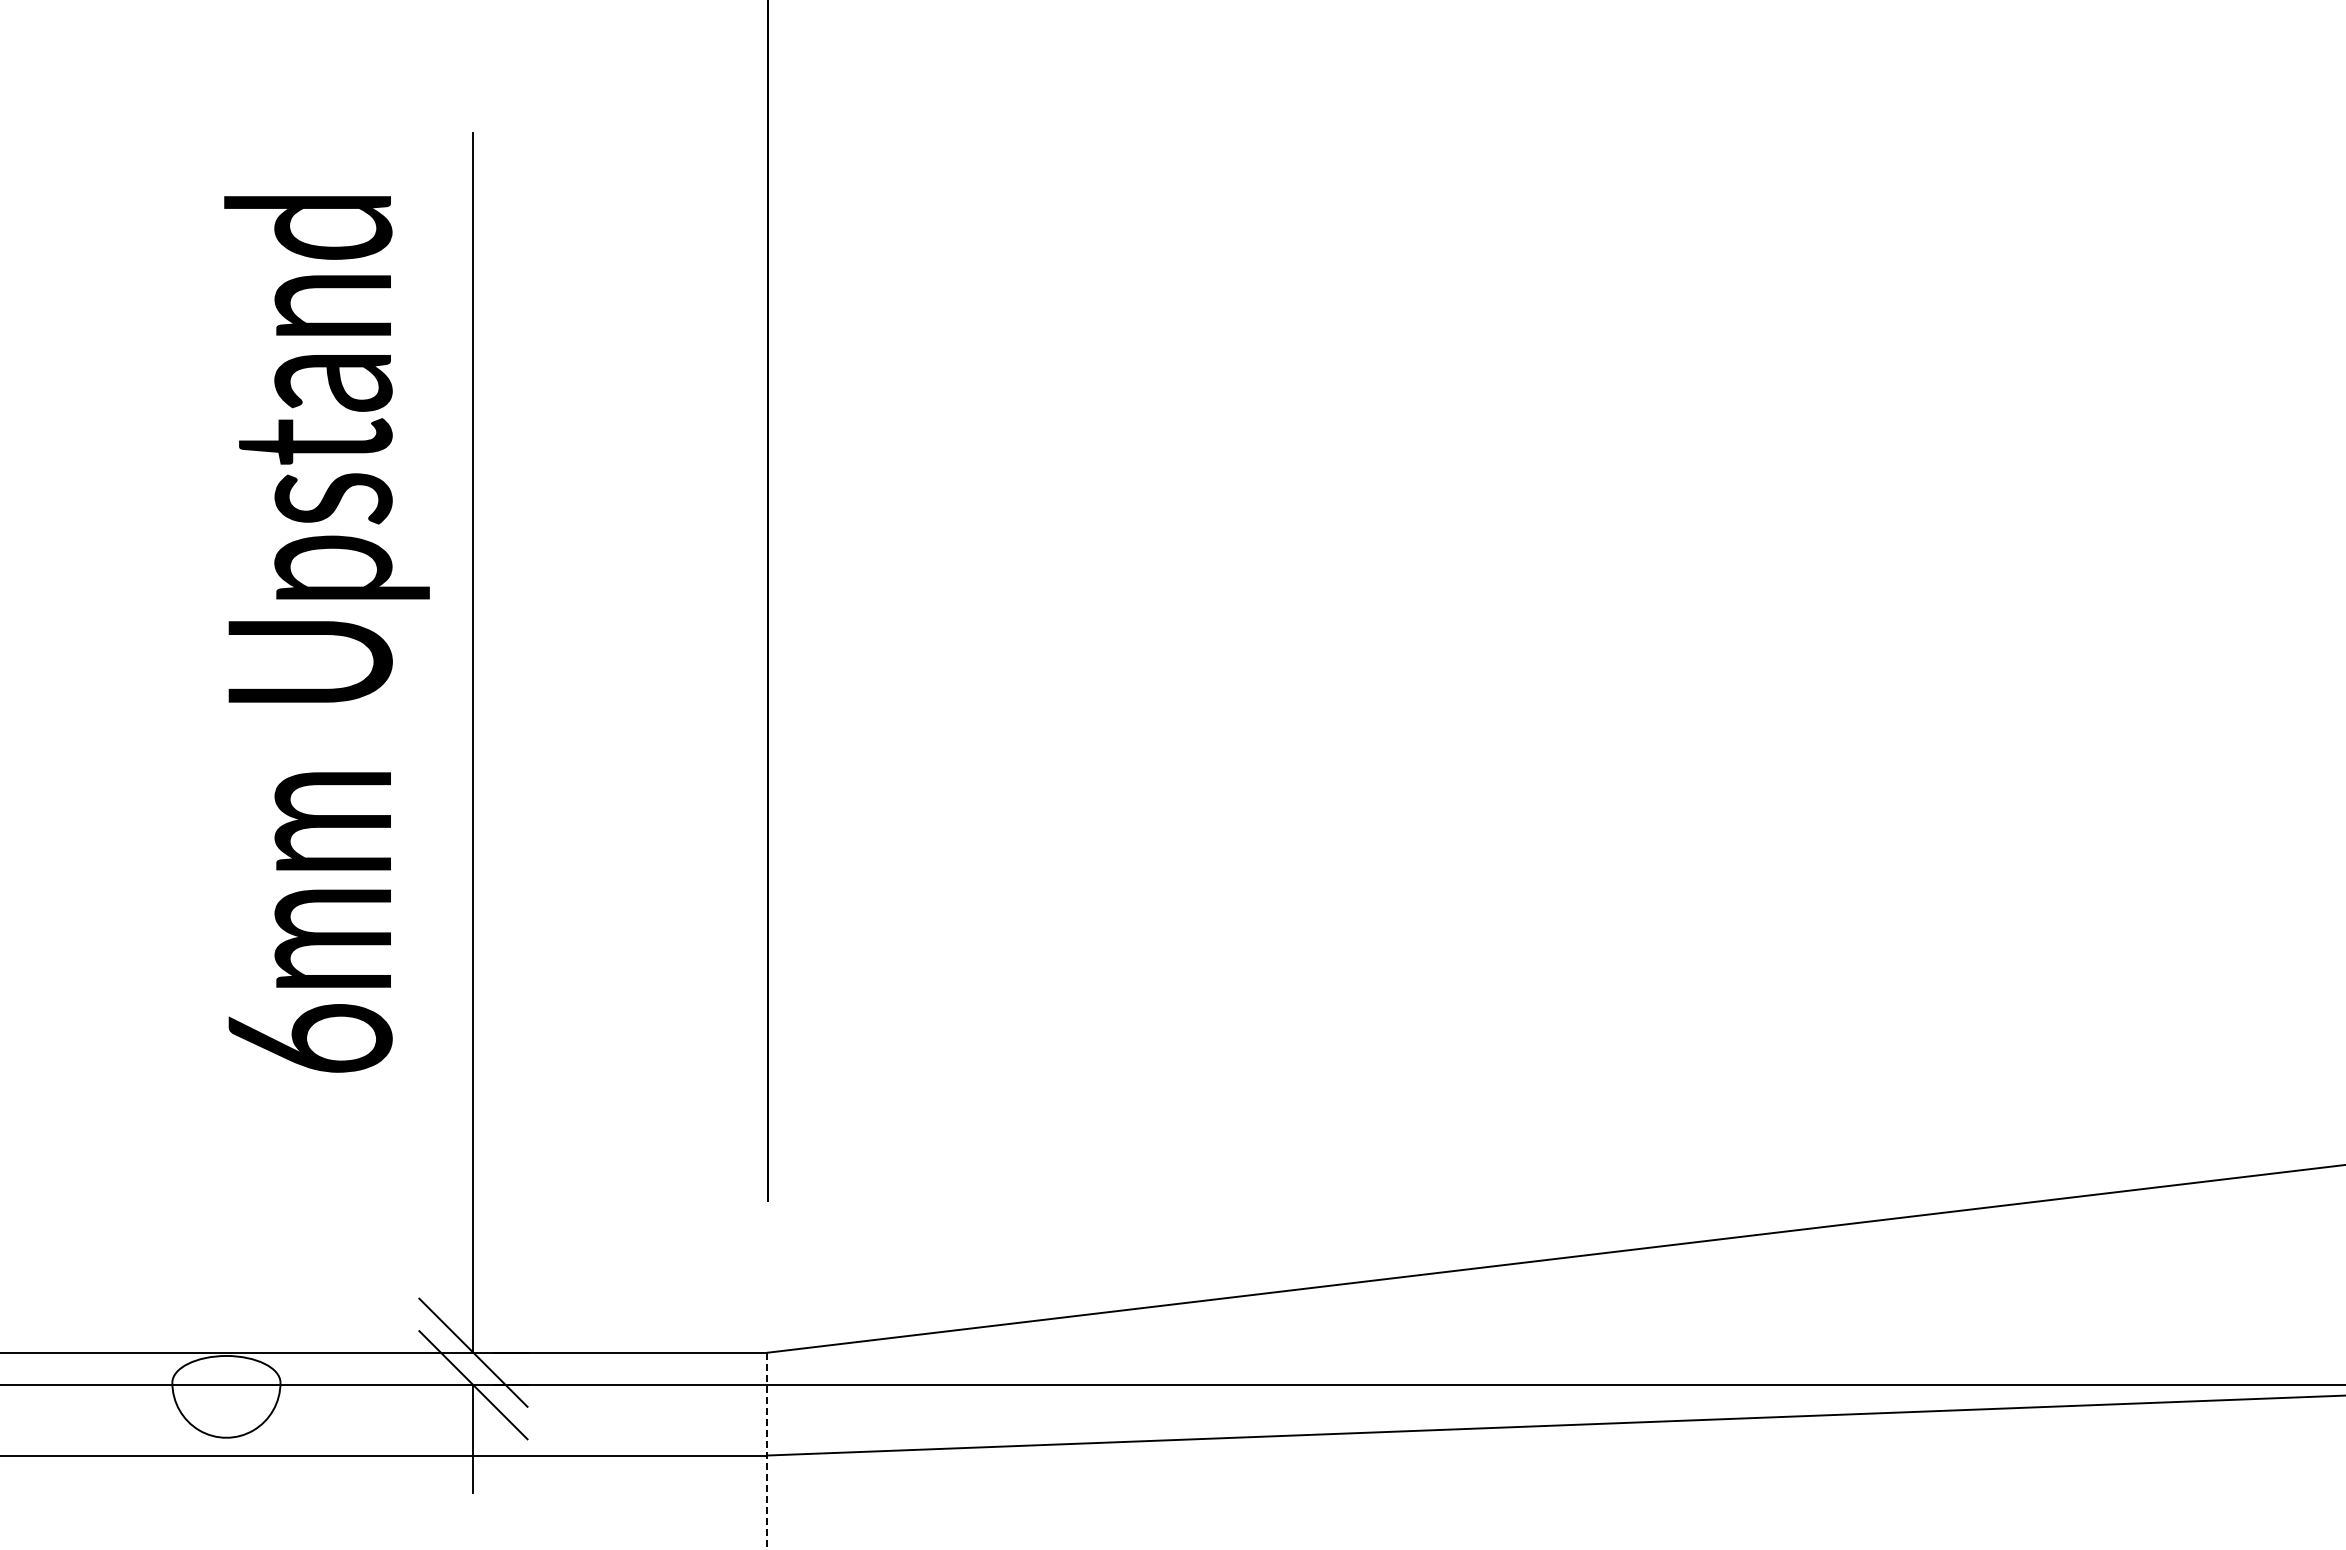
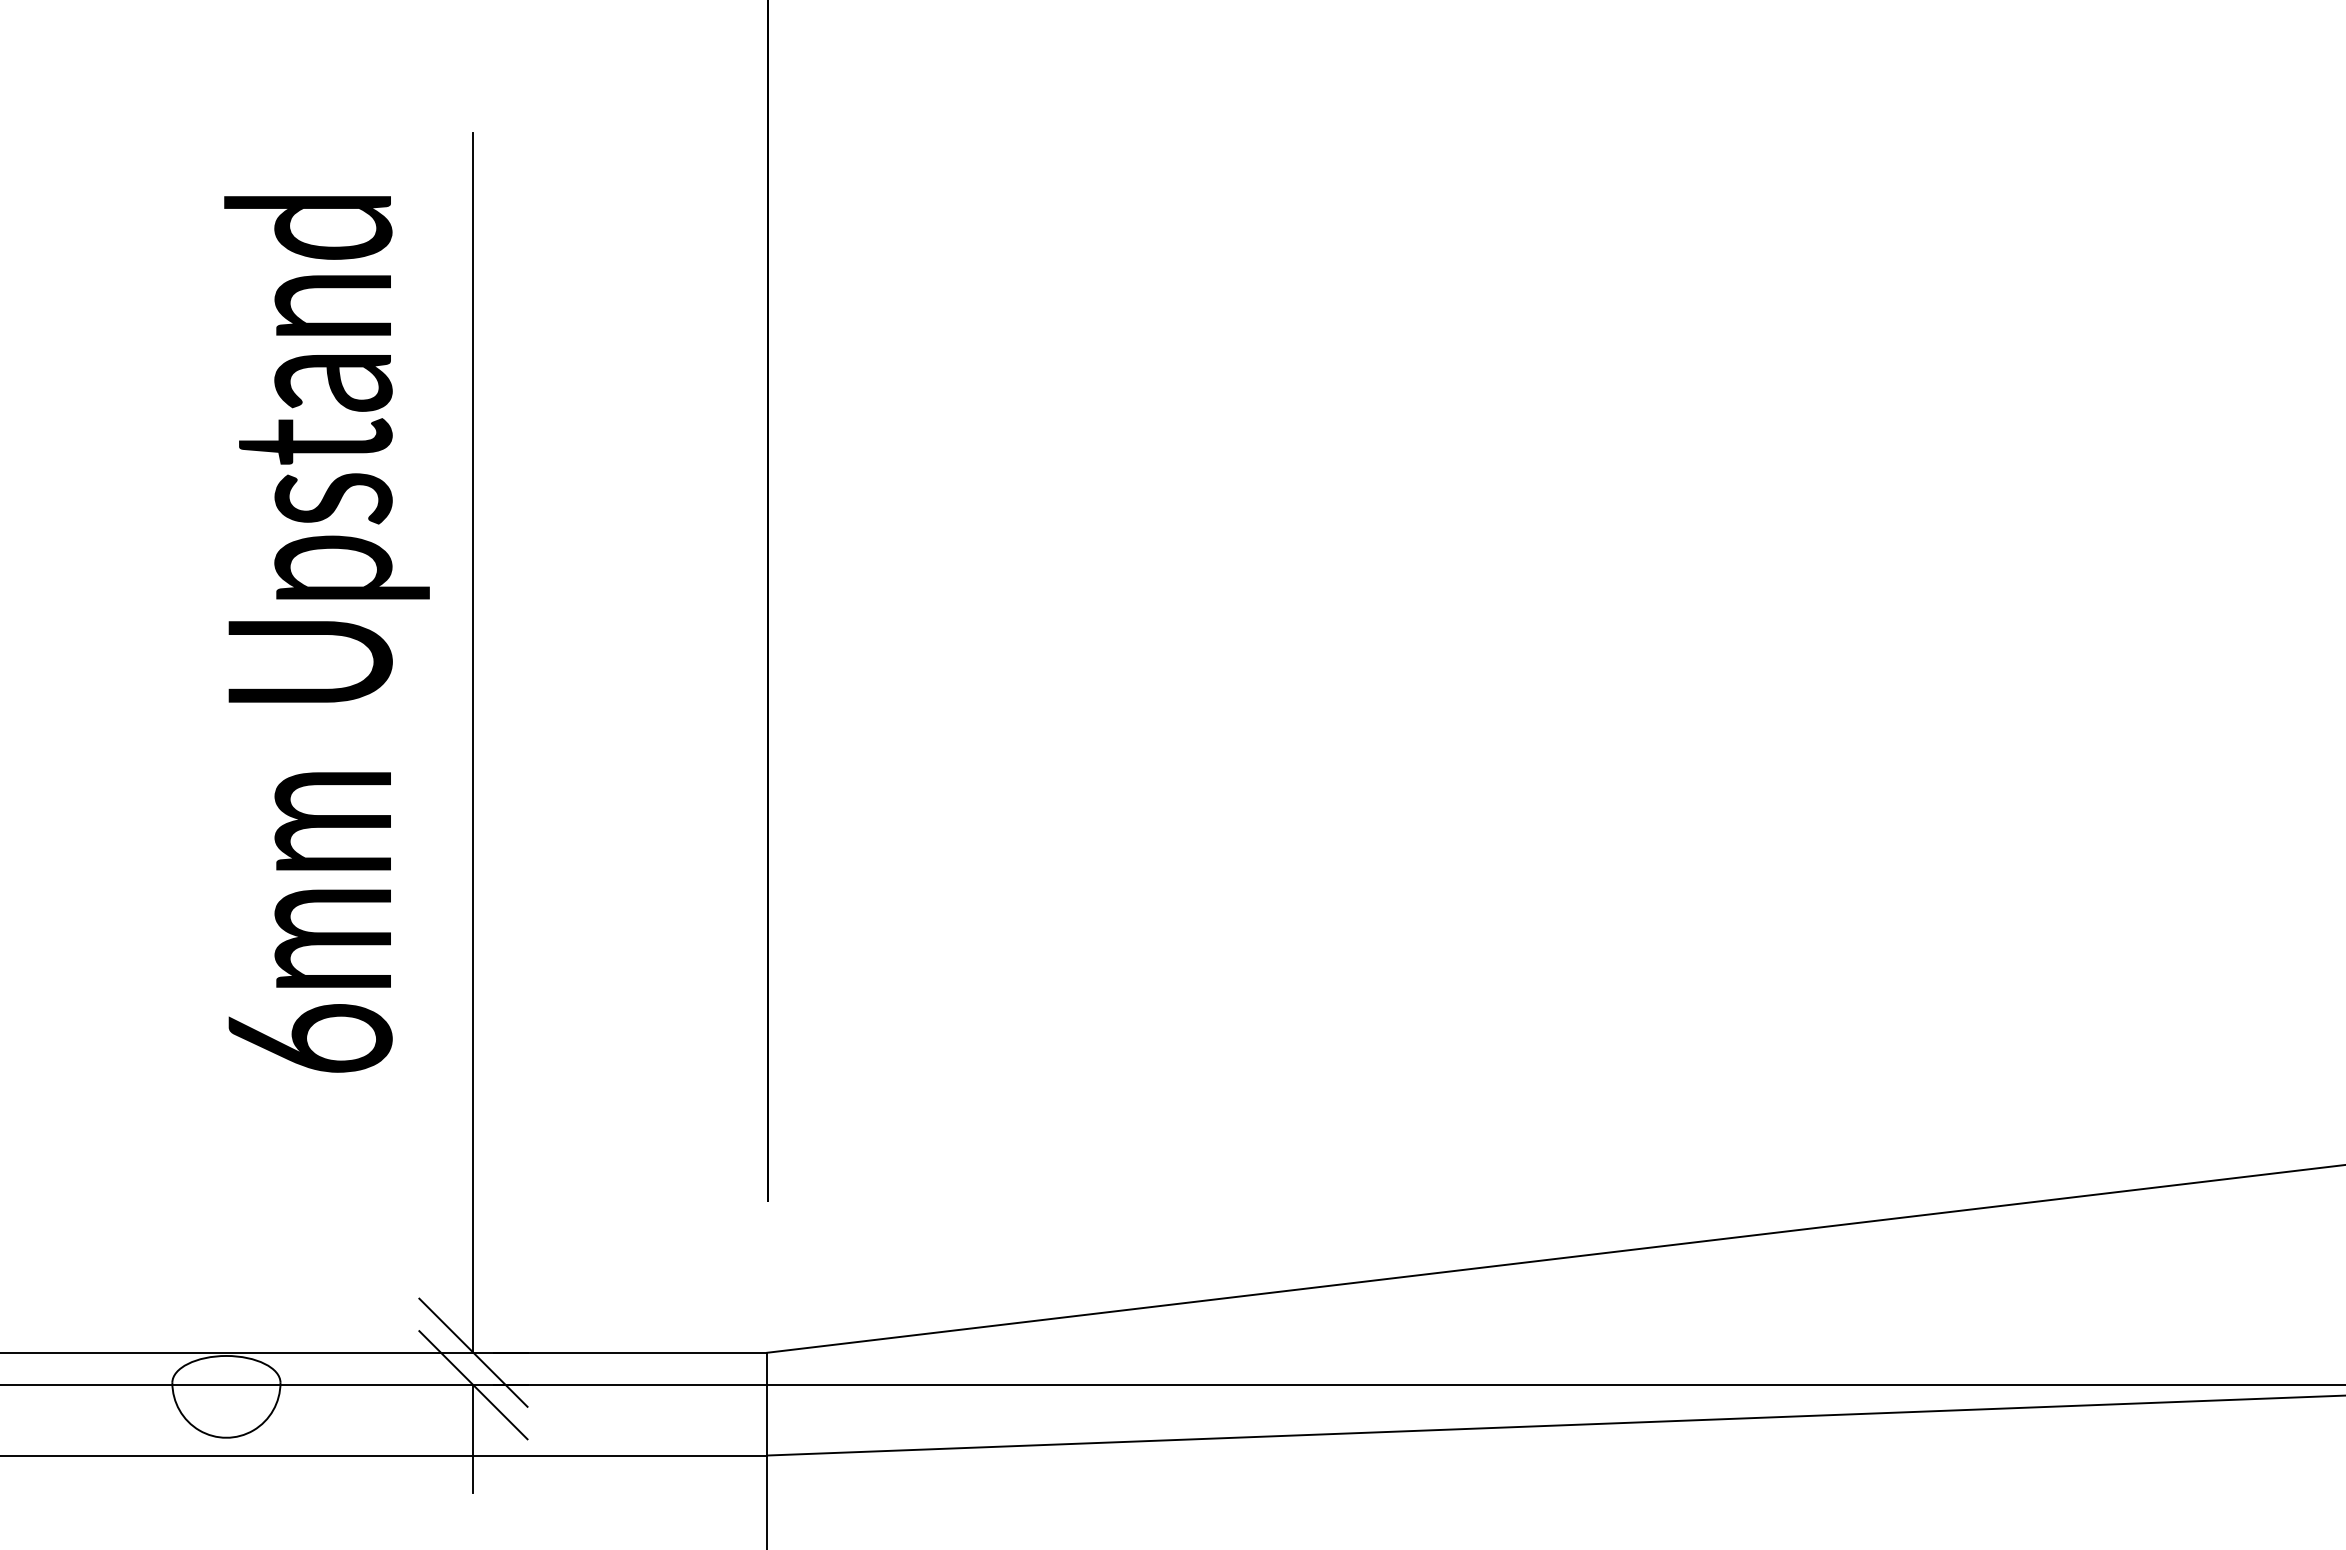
line: dashed -> solid (767, 1451)
